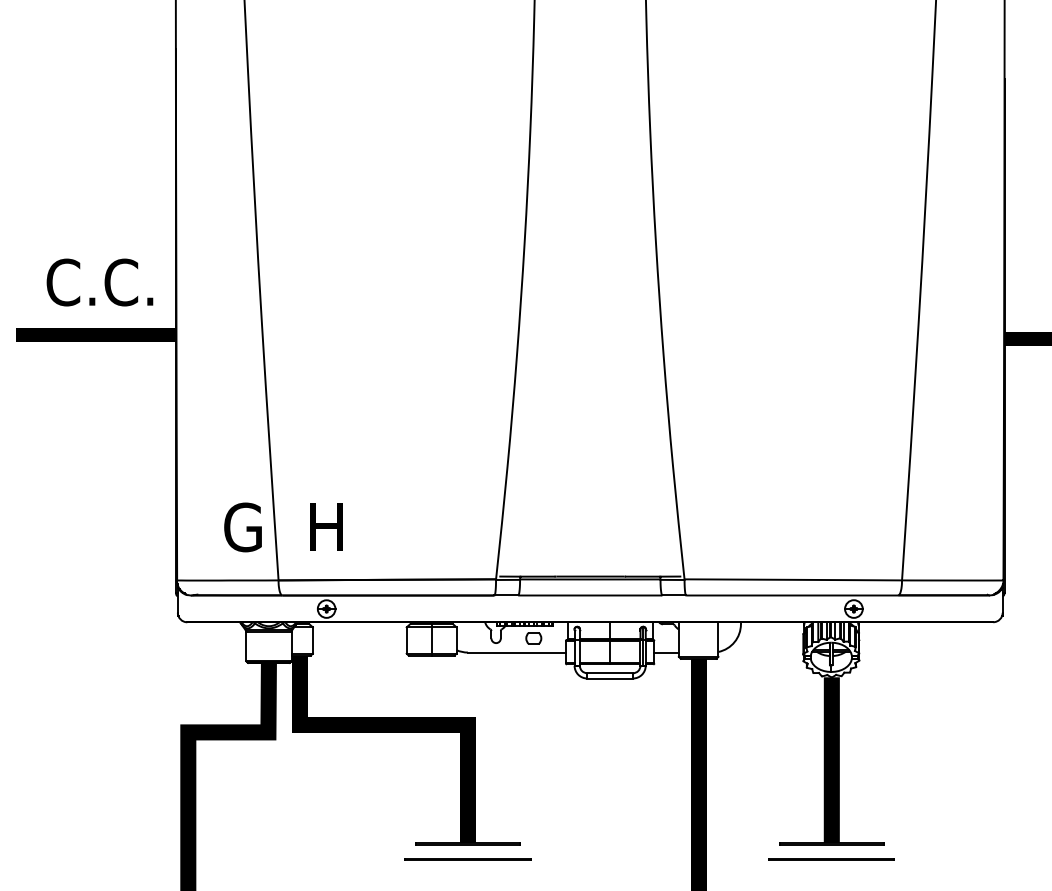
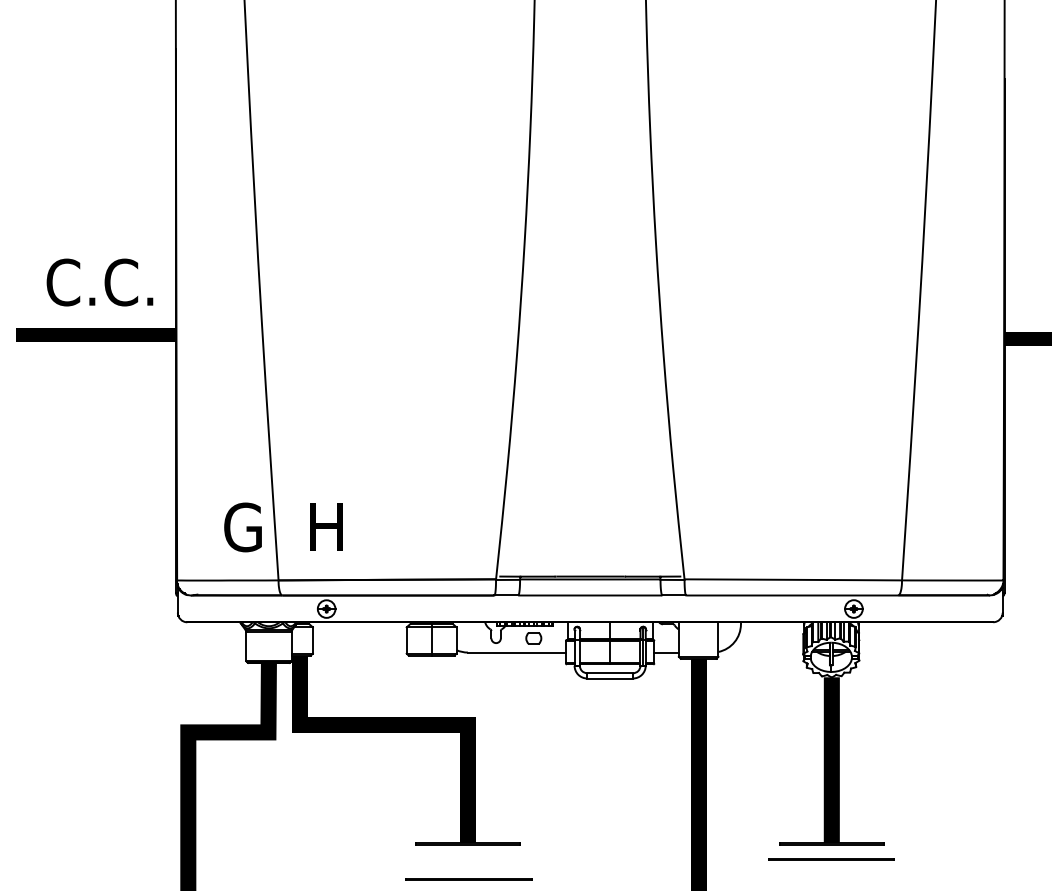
line position: (467, 859) -> (468, 879) (468, 879)
